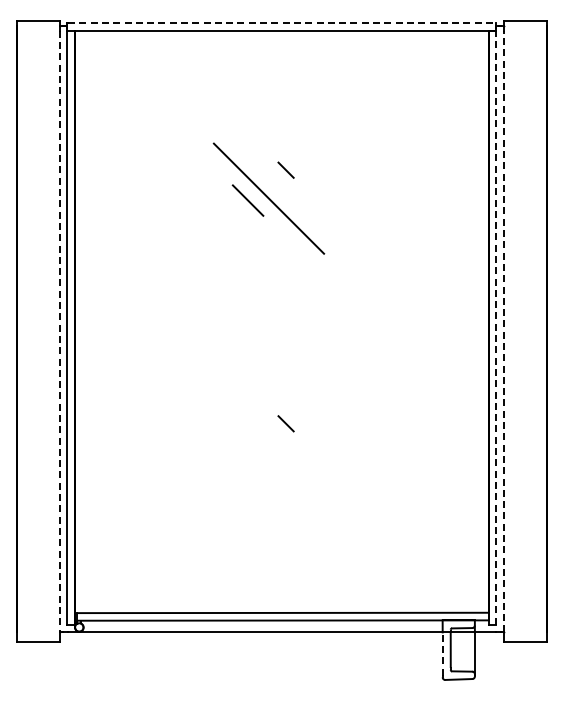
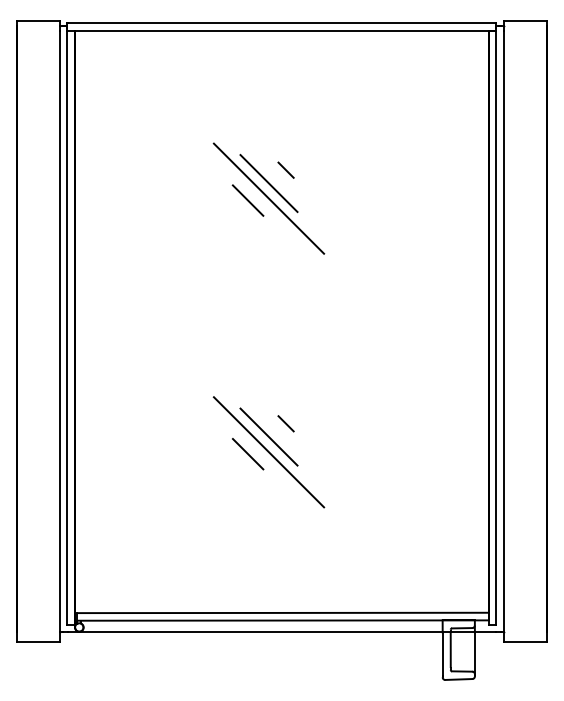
line: dashed -> solid (281, 23)
line: none -> present (268, 183)
line: dashed -> solid (496, 327)
line: dashed -> solid (59, 331)
line: dashed -> solid (504, 331)
line: none -> present (268, 436)
line: none -> present (268, 452)
line: none -> present (247, 453)
line: dashed -> solid (442, 654)
